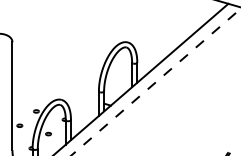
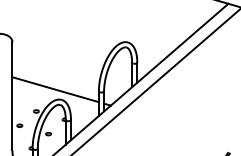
line: dashed -> solid (156, 82)
line: none -> present (55, 89)
